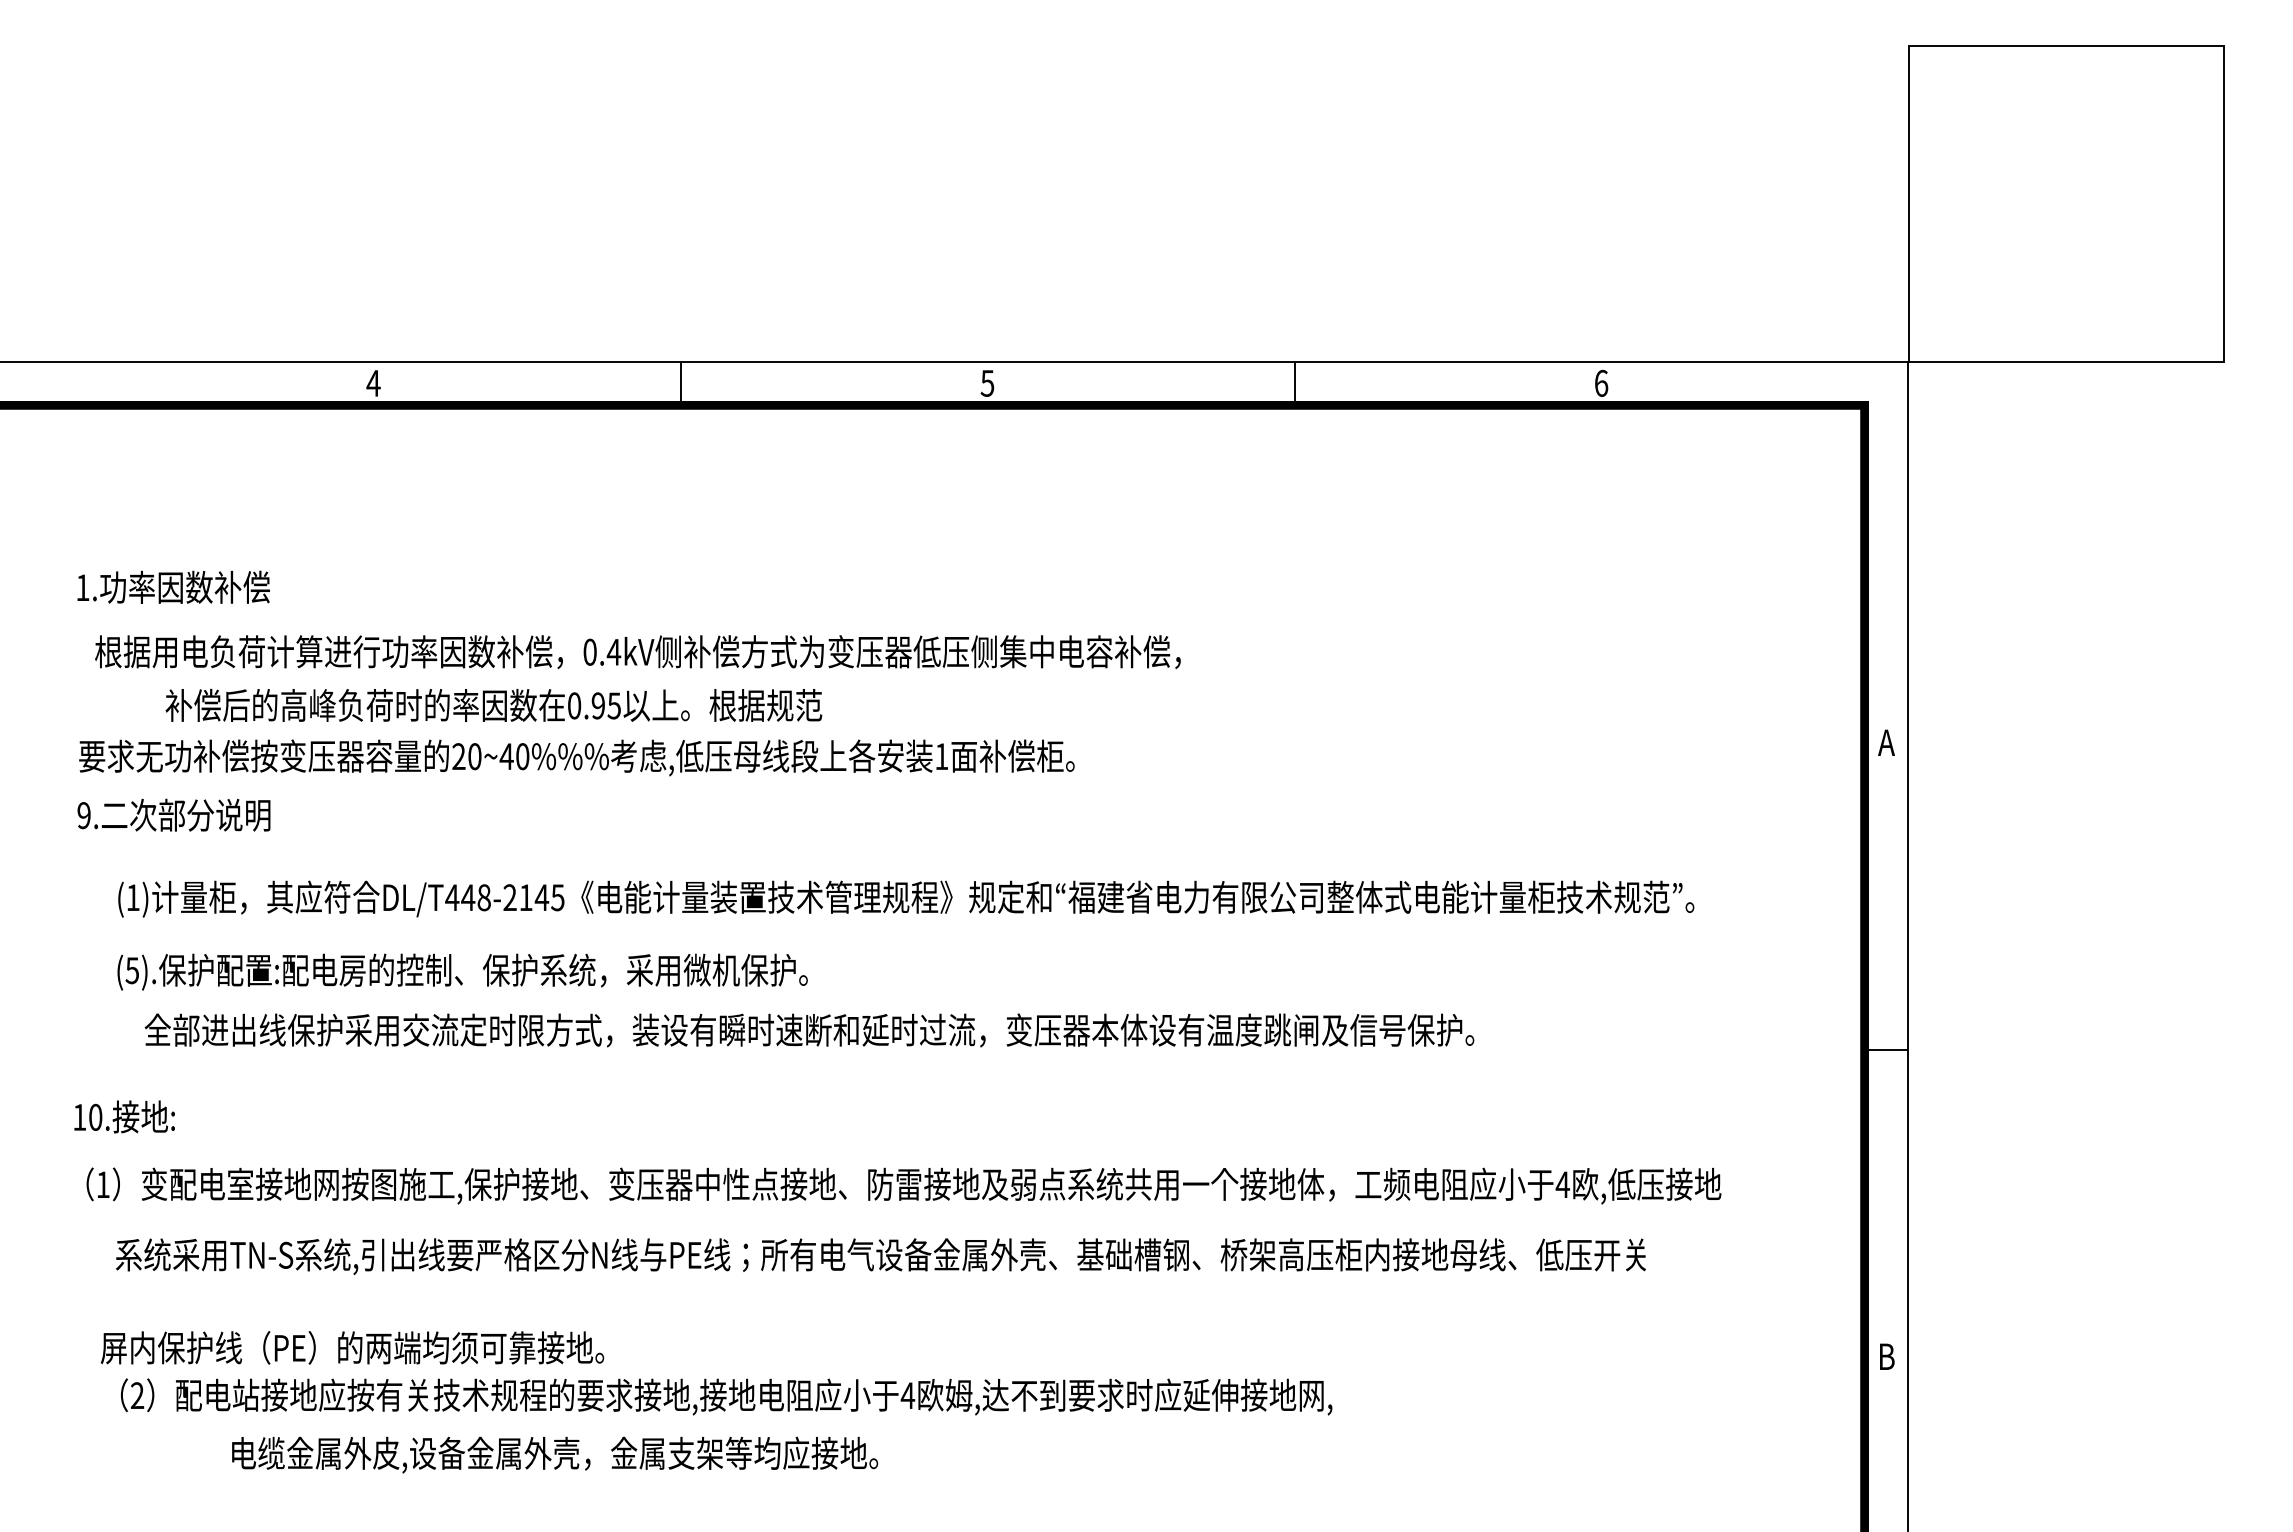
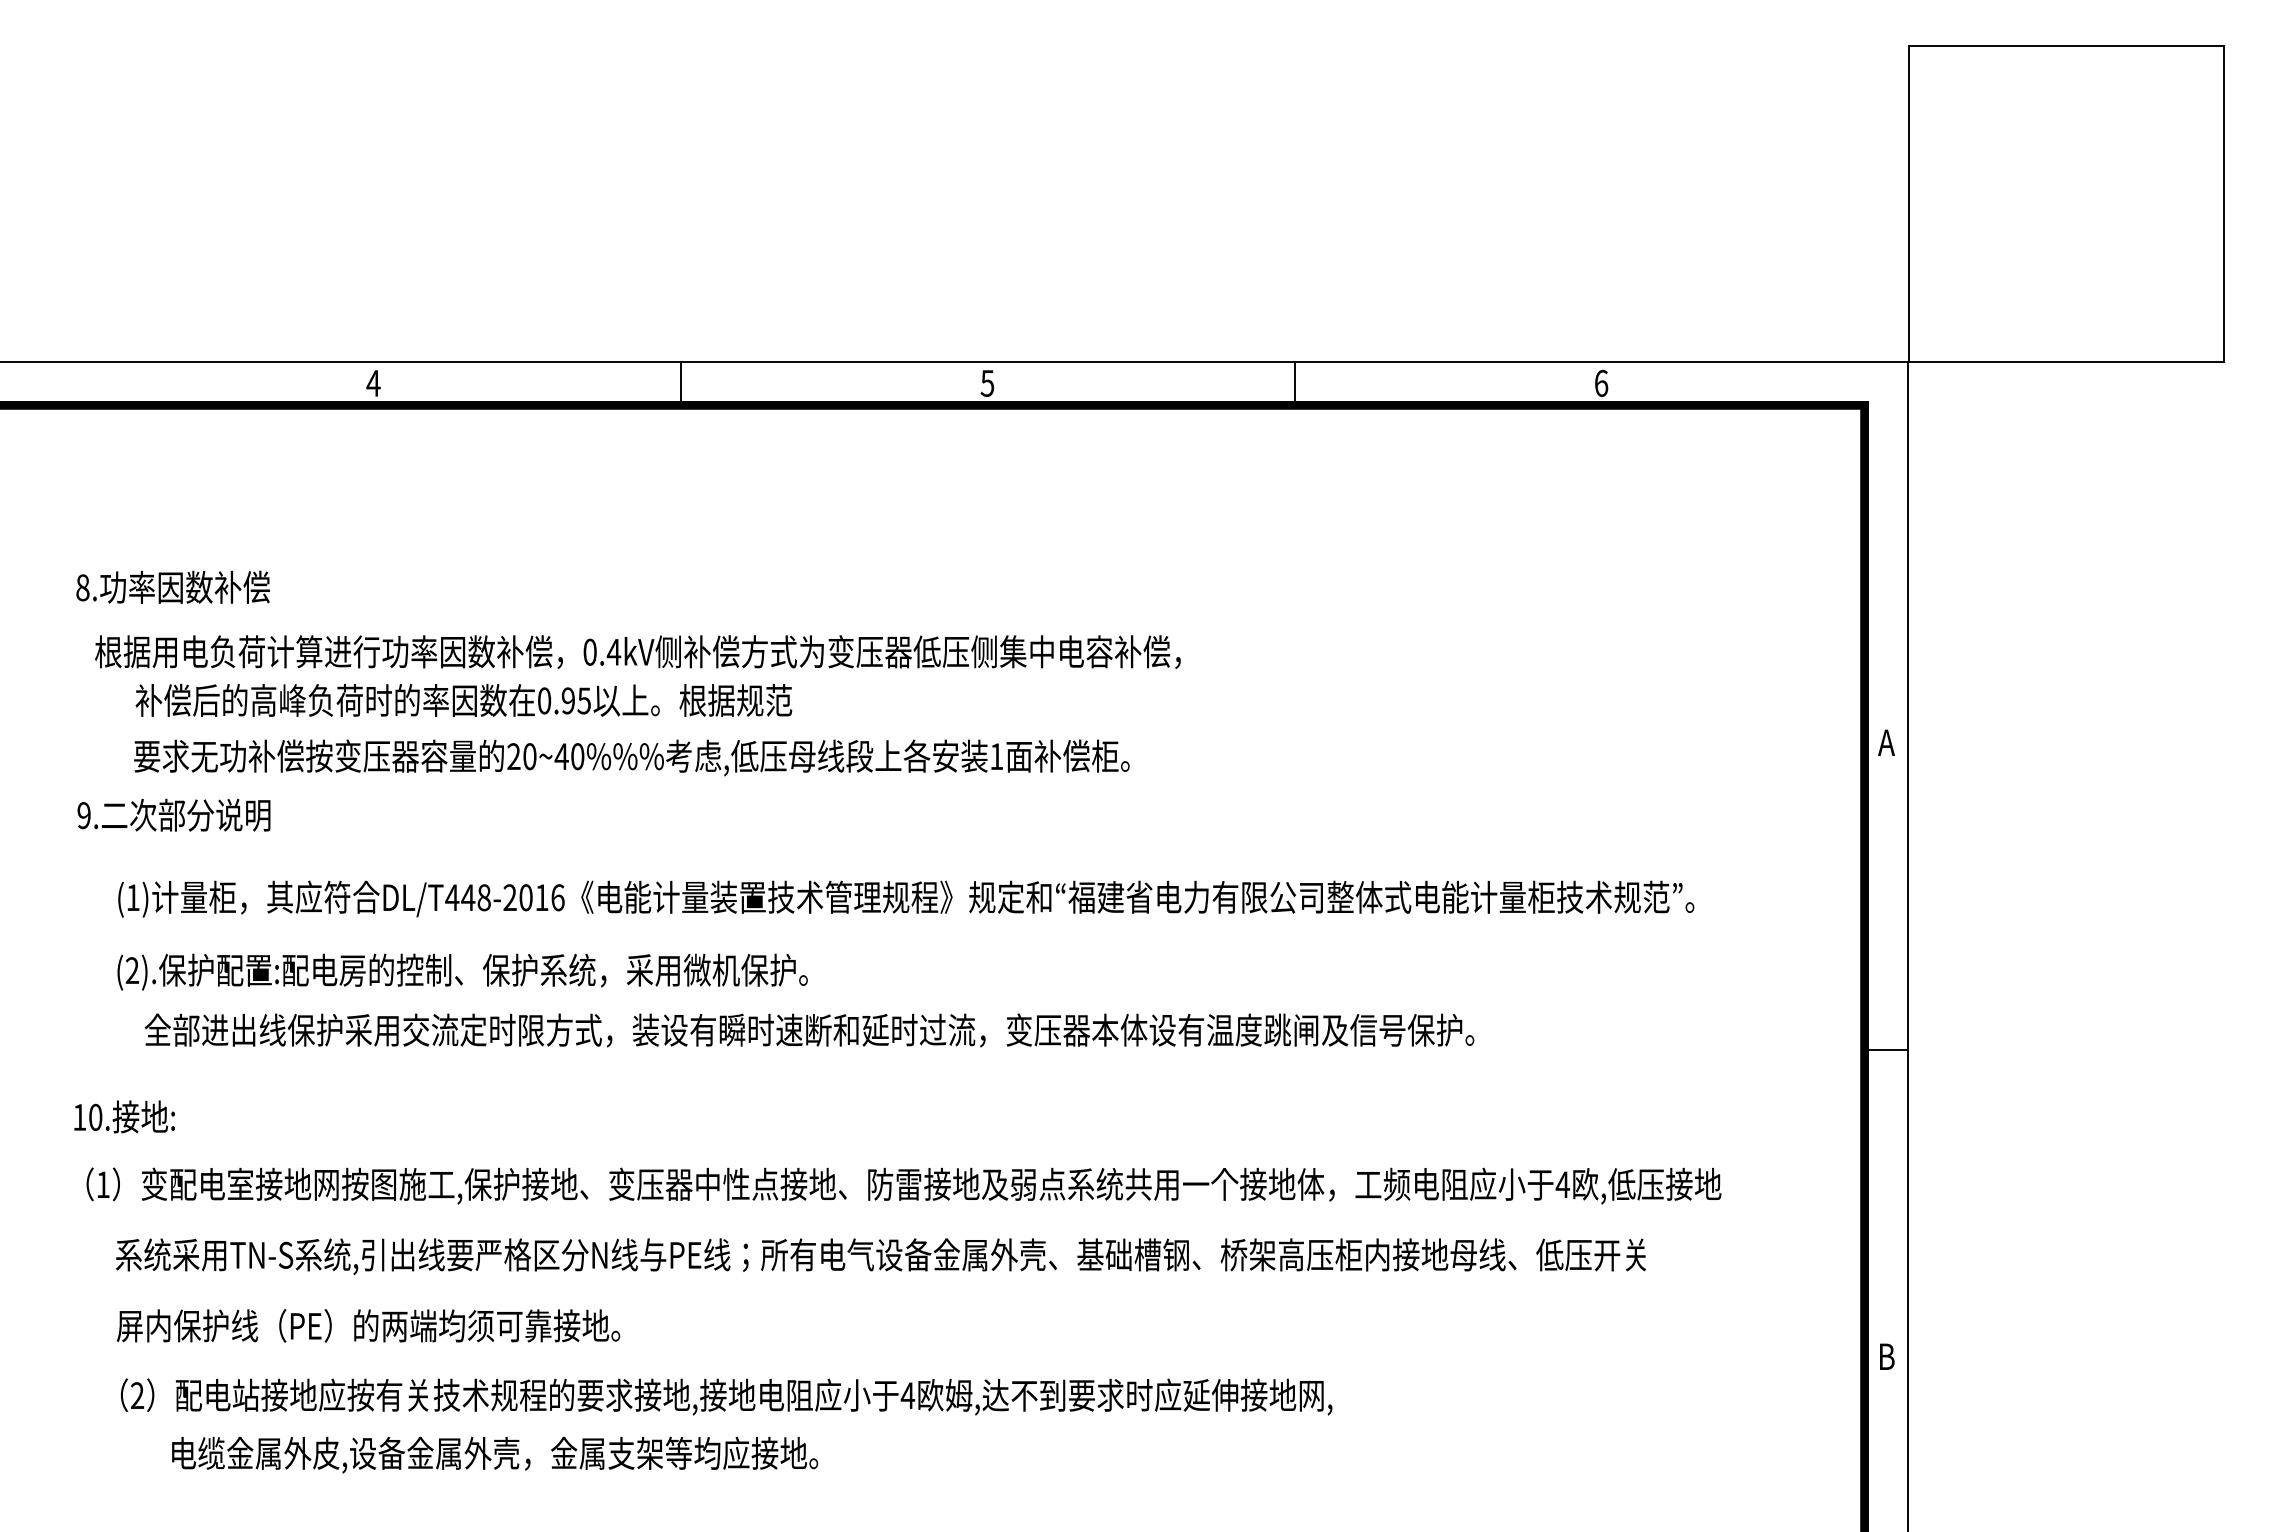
text: 1. -> 8. (82, 587)
text position: (493, 704) -> (463, 699) (463, 699)
text position: (576, 757) -> (631, 757) (631, 757)
text: DL/T448-2145 -> DL/T448-2016 (541, 897)
text: (5). -> (2). (132, 970)
text position: (352, 1347) -> (368, 1325) (368, 1325)
text position: (555, 1454) -> (495, 1454) (495, 1454)
